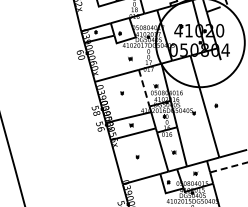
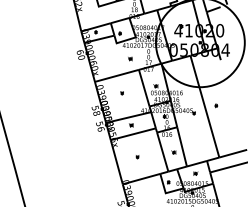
line: dashed -> solid (144, 88)
line: dashed -> solid (229, 167)
